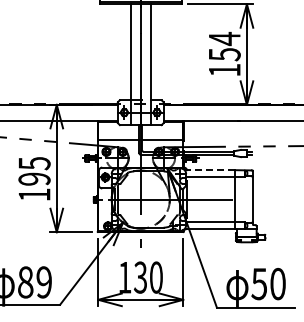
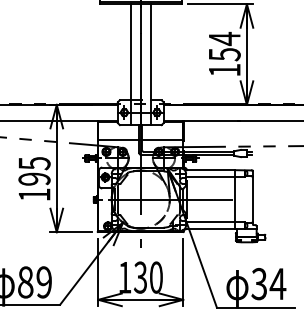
line: dashed -> solid (210, 170)
text: 50 -> 34 (268, 283)
